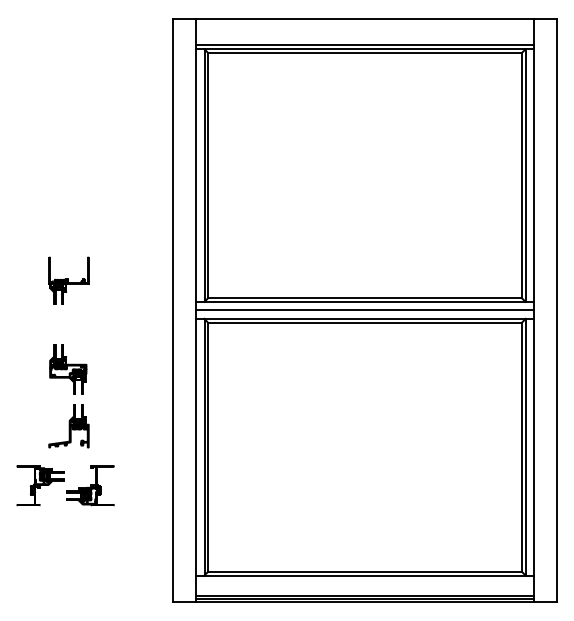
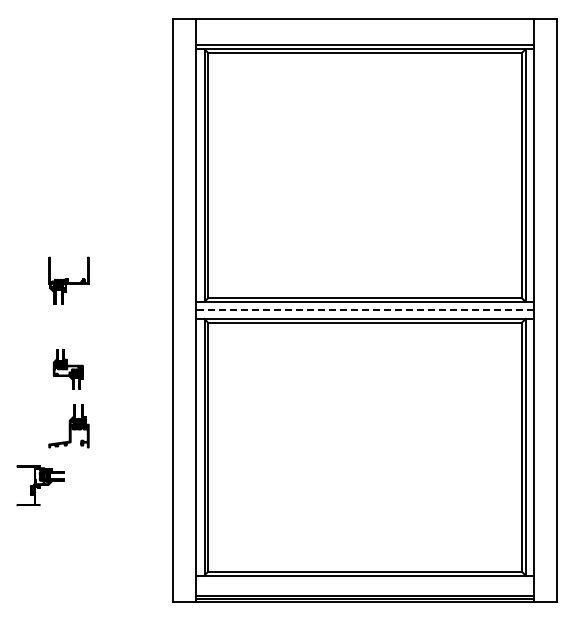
line: solid -> dashed (364, 310)
part size: 39x51 px -> 32x41 px (67, 369)
part: present -> none (90, 485)
